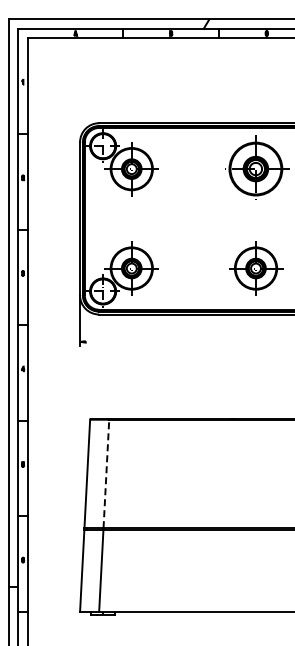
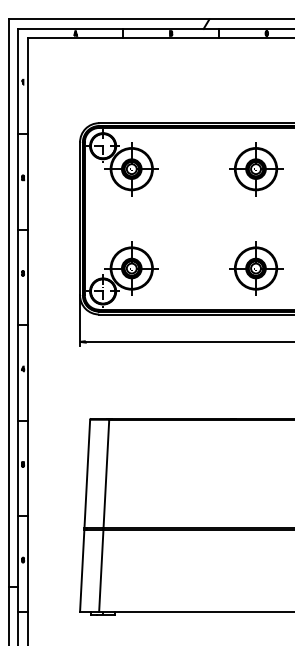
part size: 65x65 px -> 55x55 px (256, 169)
line: none -> present (188, 341)
line: dashed -> solid (106, 473)
